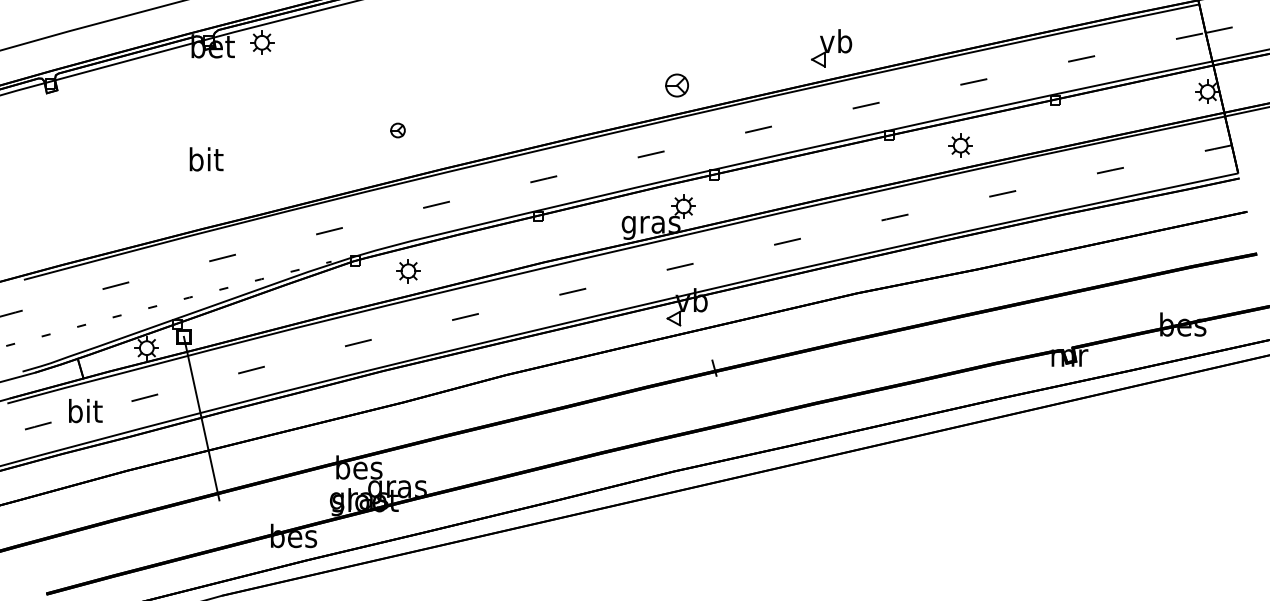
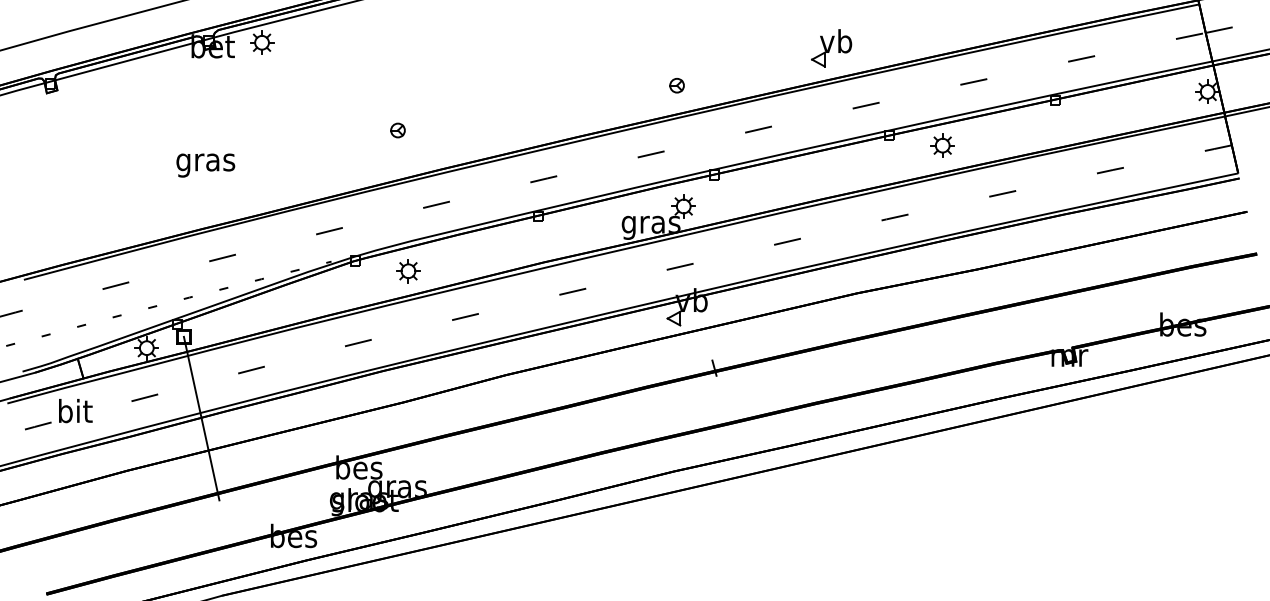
part size: 24x25 px -> 16x16 px (676, 85)
part position: (960, 145) -> (942, 145) (942, 145)
text: bit -> gras (205, 162)
text position: (85, 411) -> (75, 411) (75, 411)
